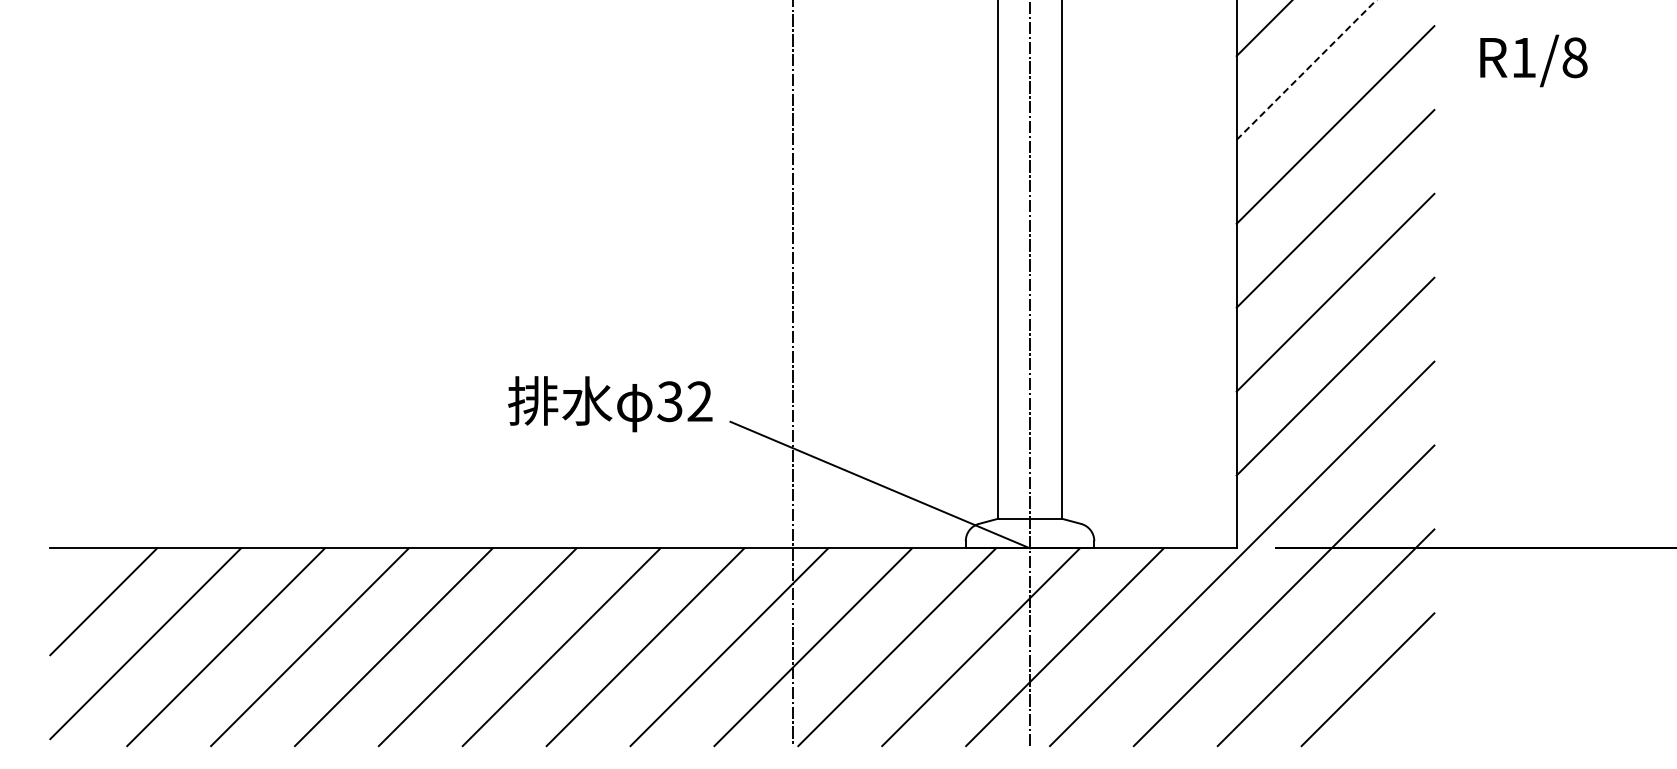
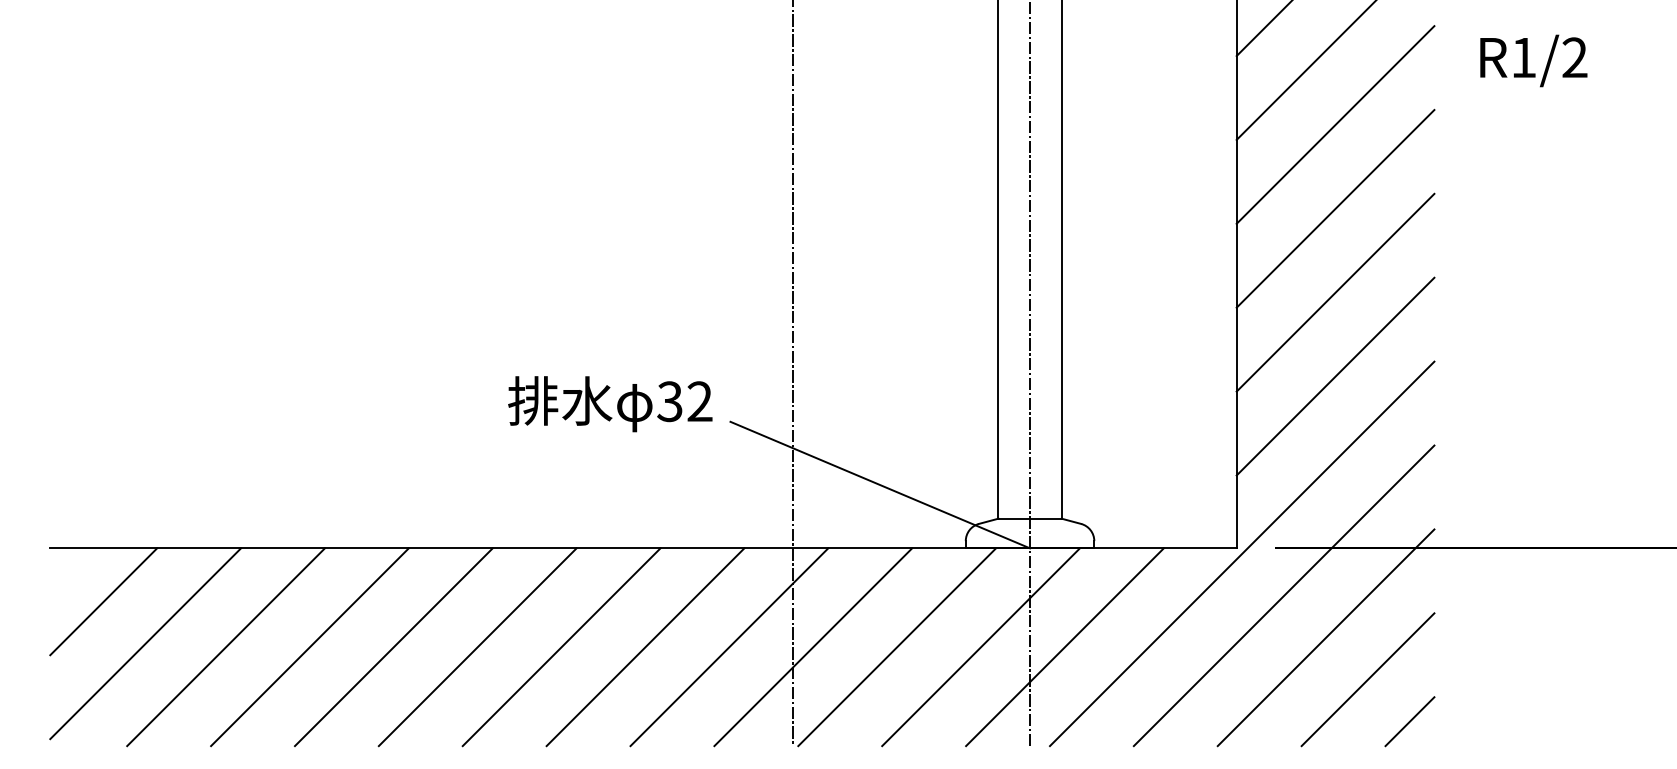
text: R1/8 -> R1/2 (1574, 57)
line: dashed -> solid (1306, 70)
line: none -> present (1409, 721)
